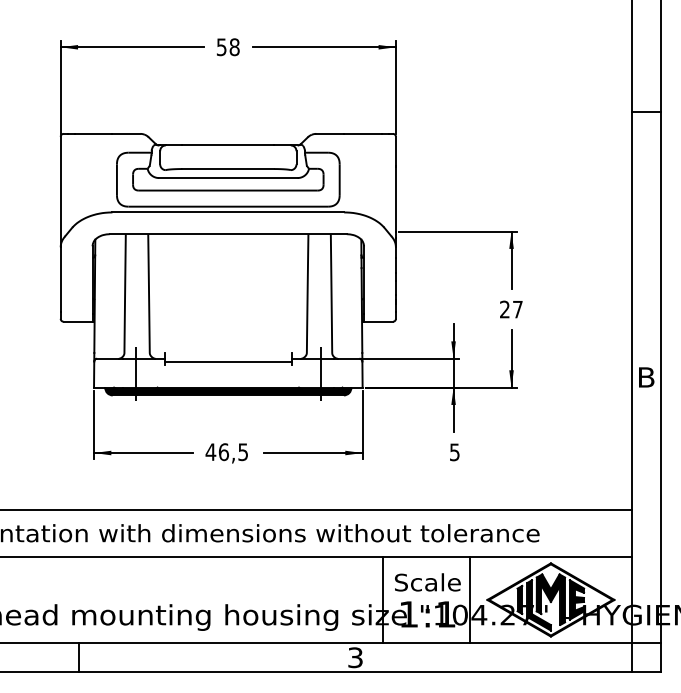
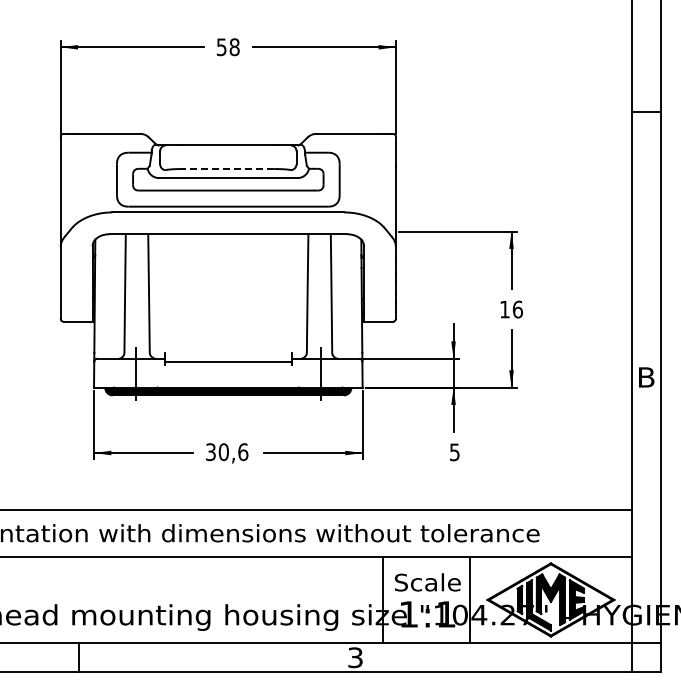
line: solid -> dashed (228, 169)
text: 27 -> 16 (511, 309)
text: 46,5 -> 30,6 (226, 452)
